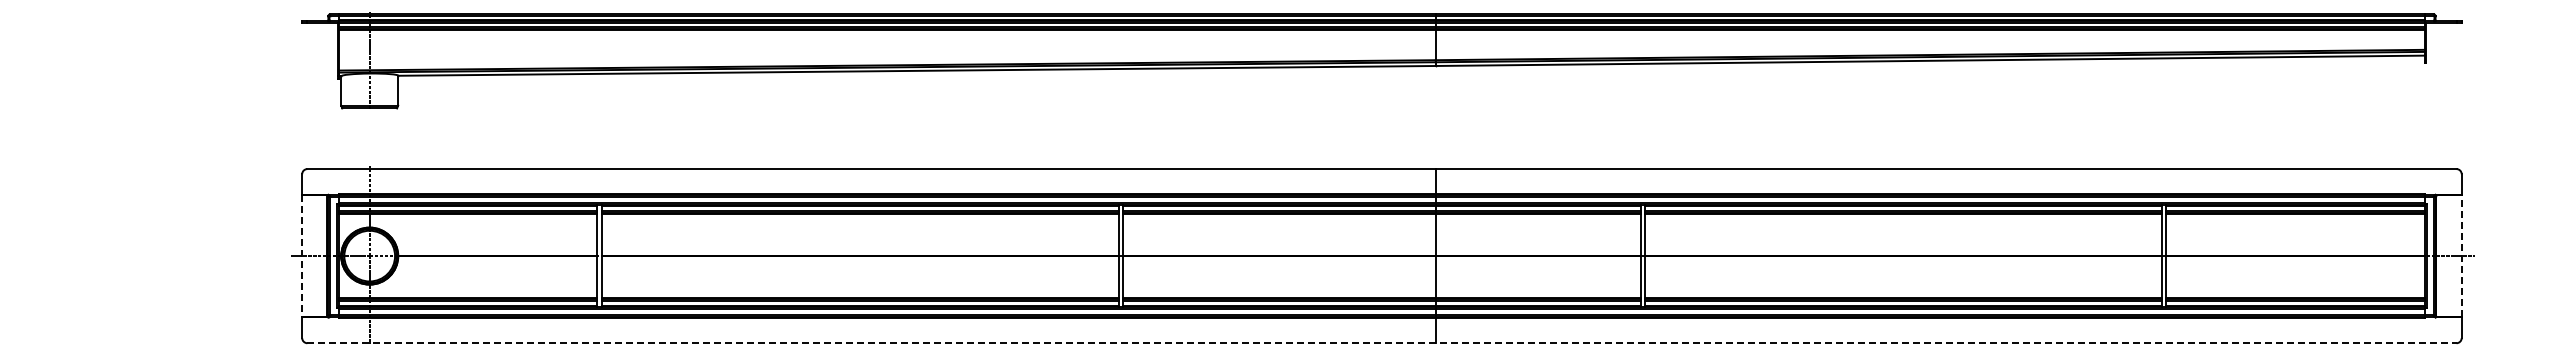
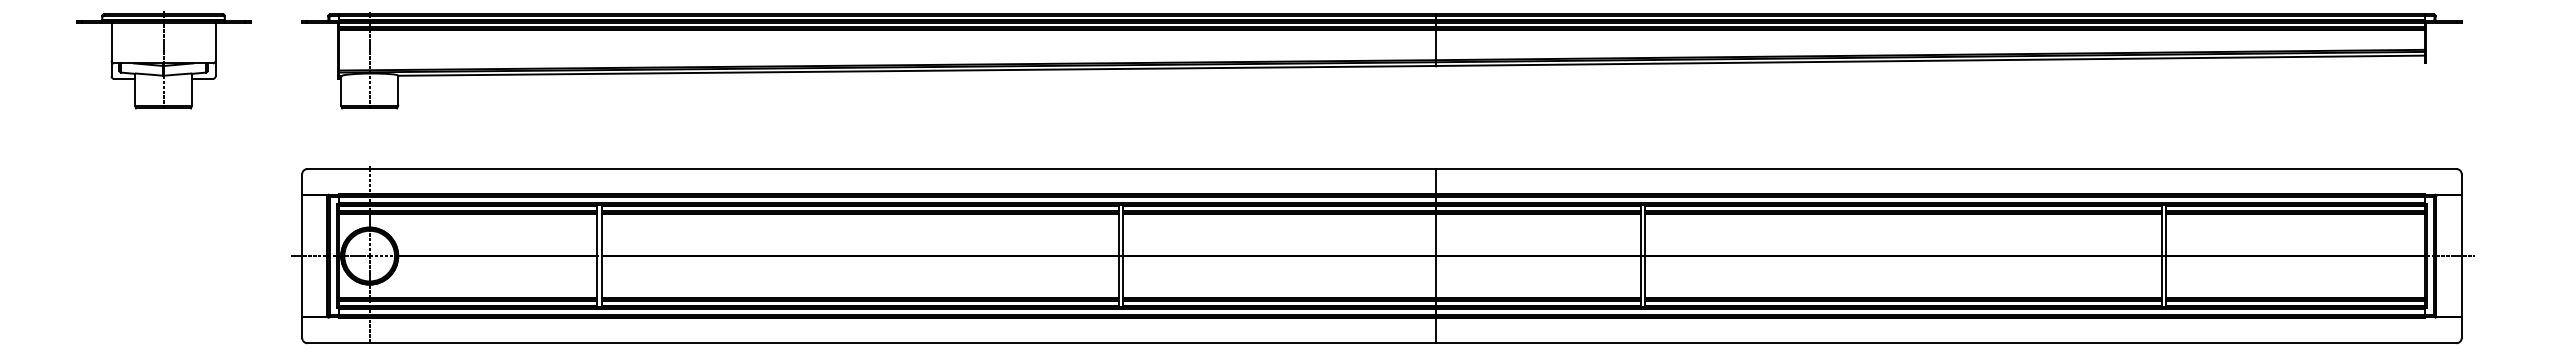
part: none -> present (163, 60)
line: dashed -> solid (2461, 255)
line: dashed -> solid (302, 256)
line: dashed -> solid (1381, 343)
